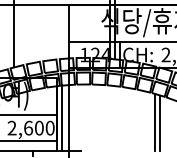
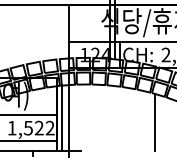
line: present -> none (14, 34)
line: present -> none (160, 122)
text: 2,600 -> 1,522 (30, 127)
